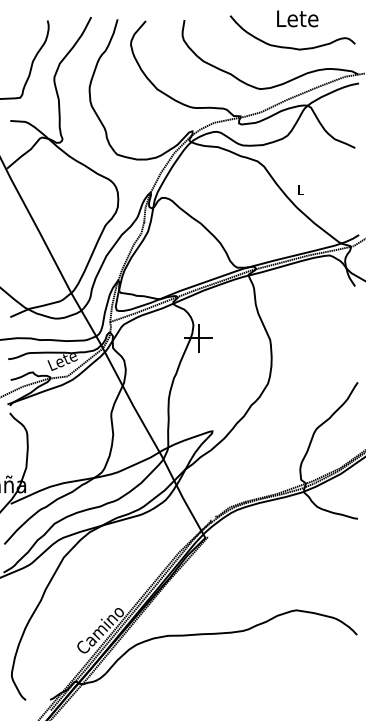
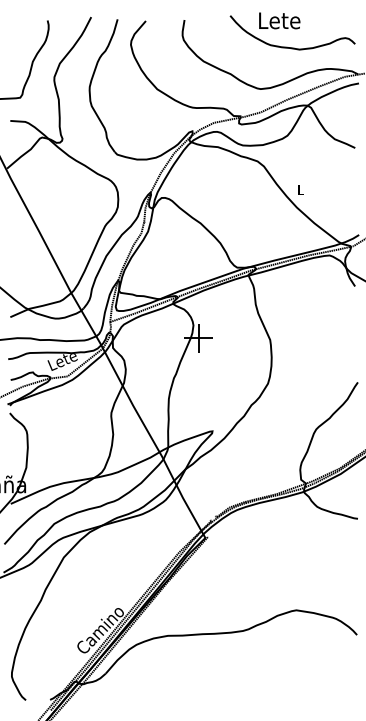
text position: (297, 18) -> (279, 20) (279, 20)
